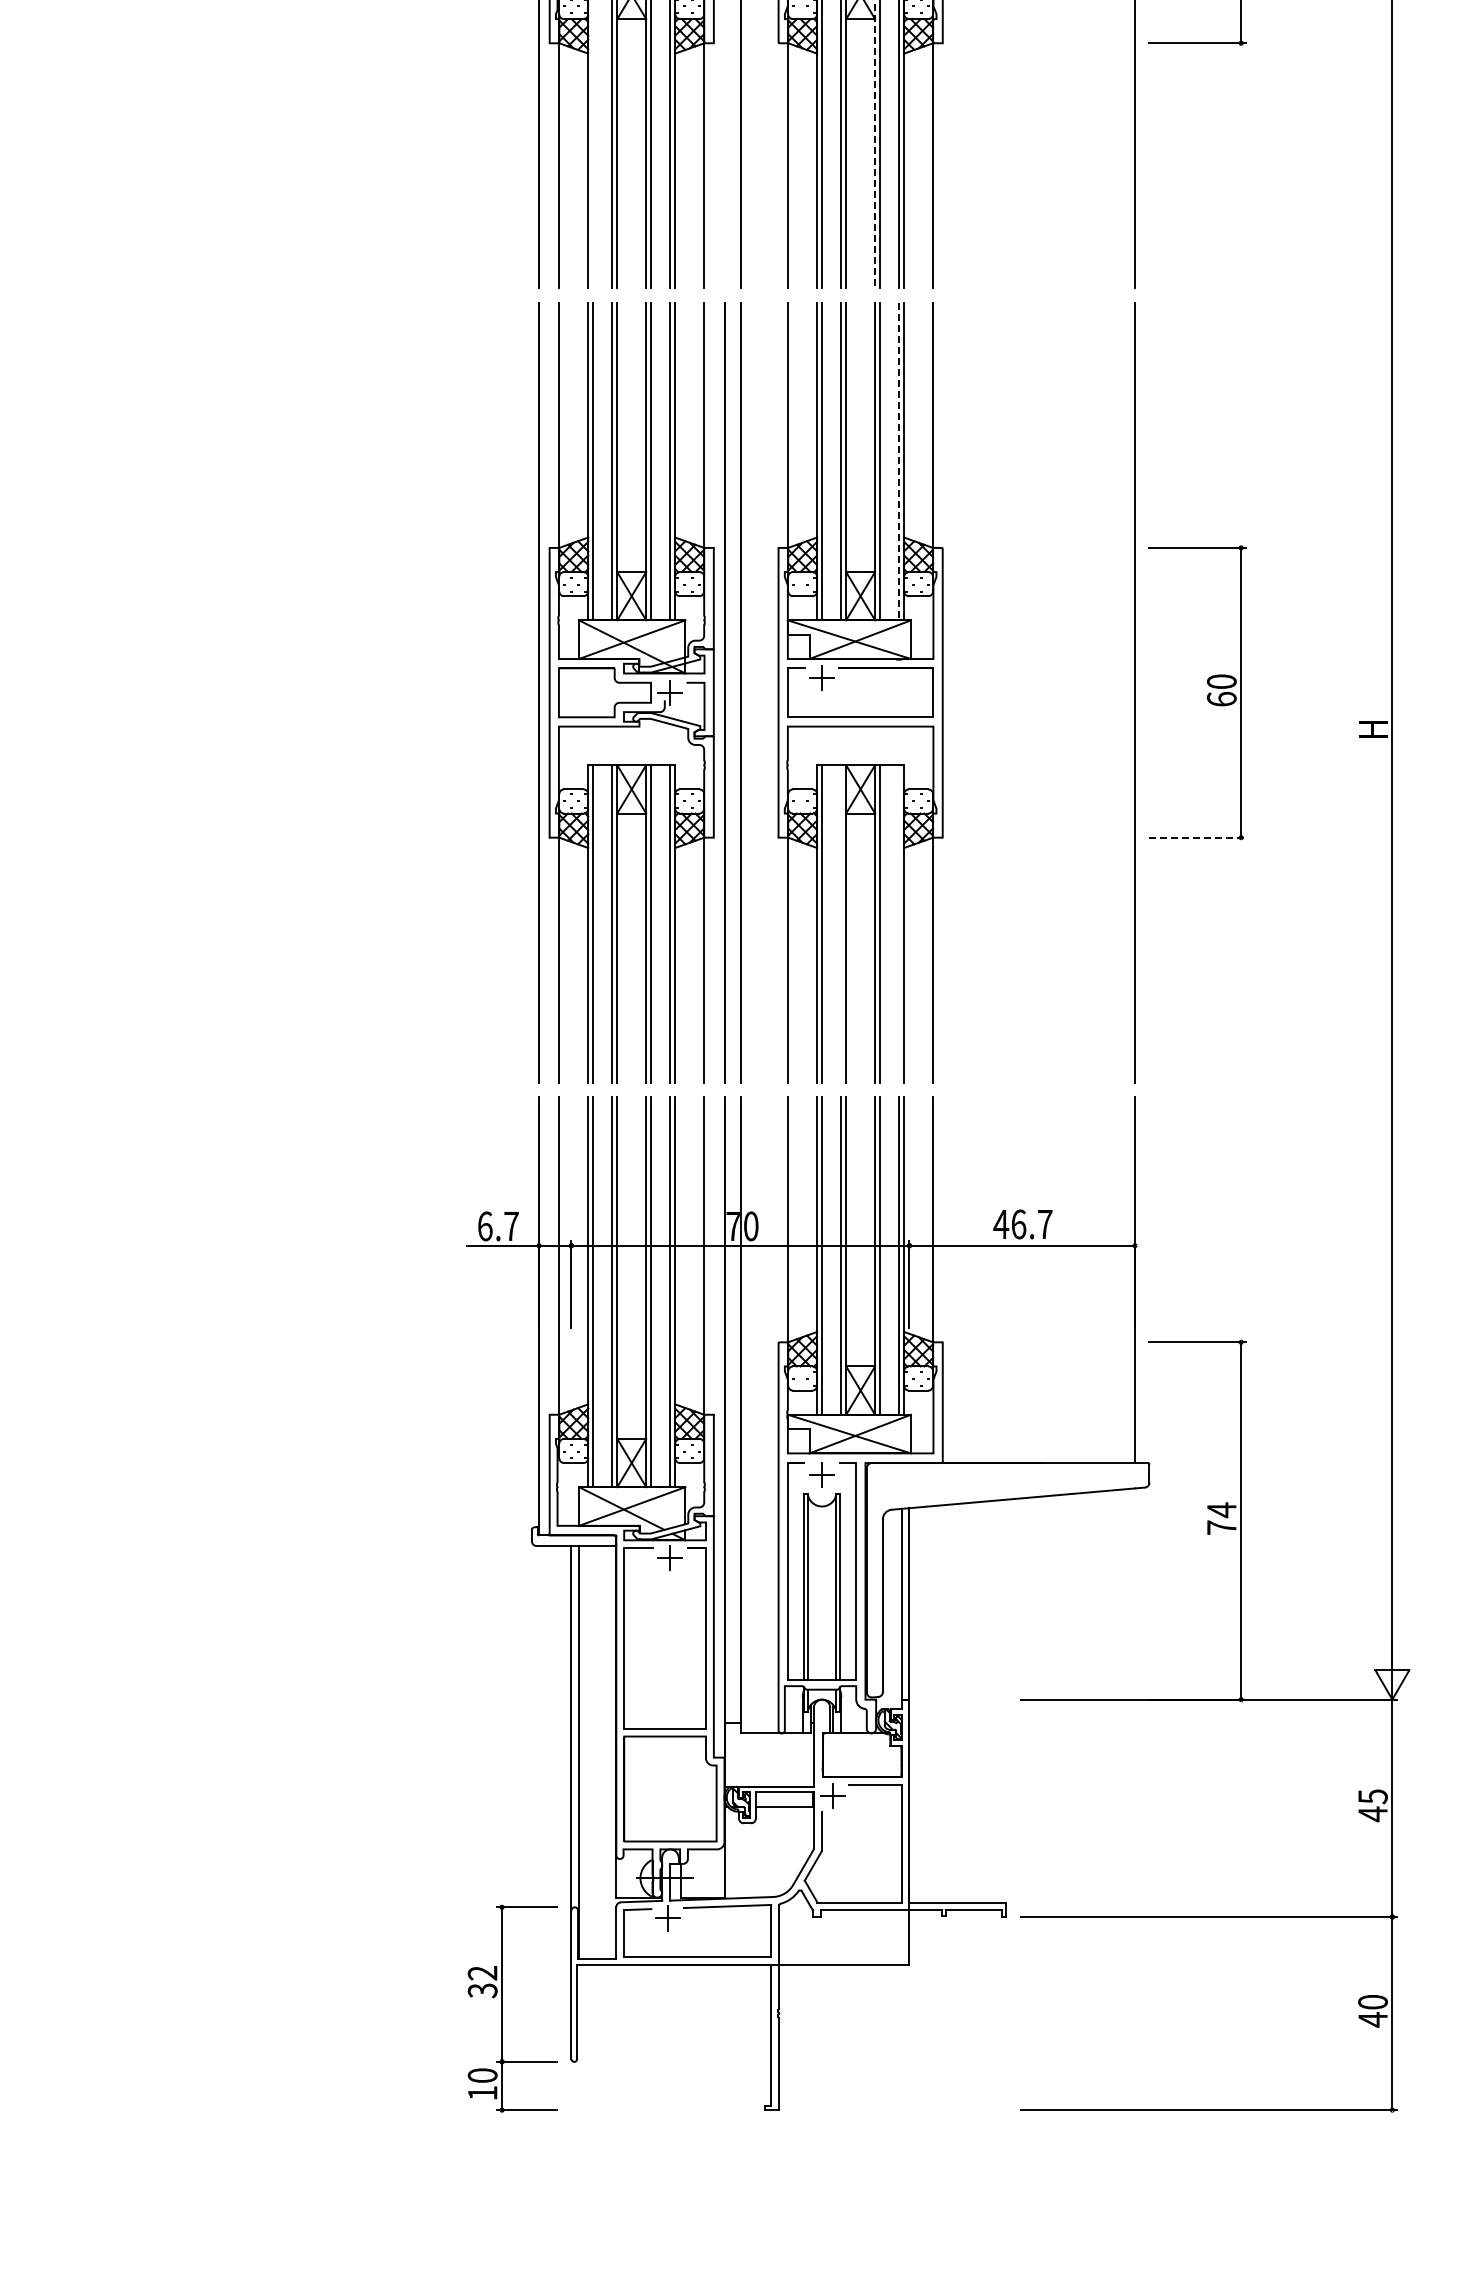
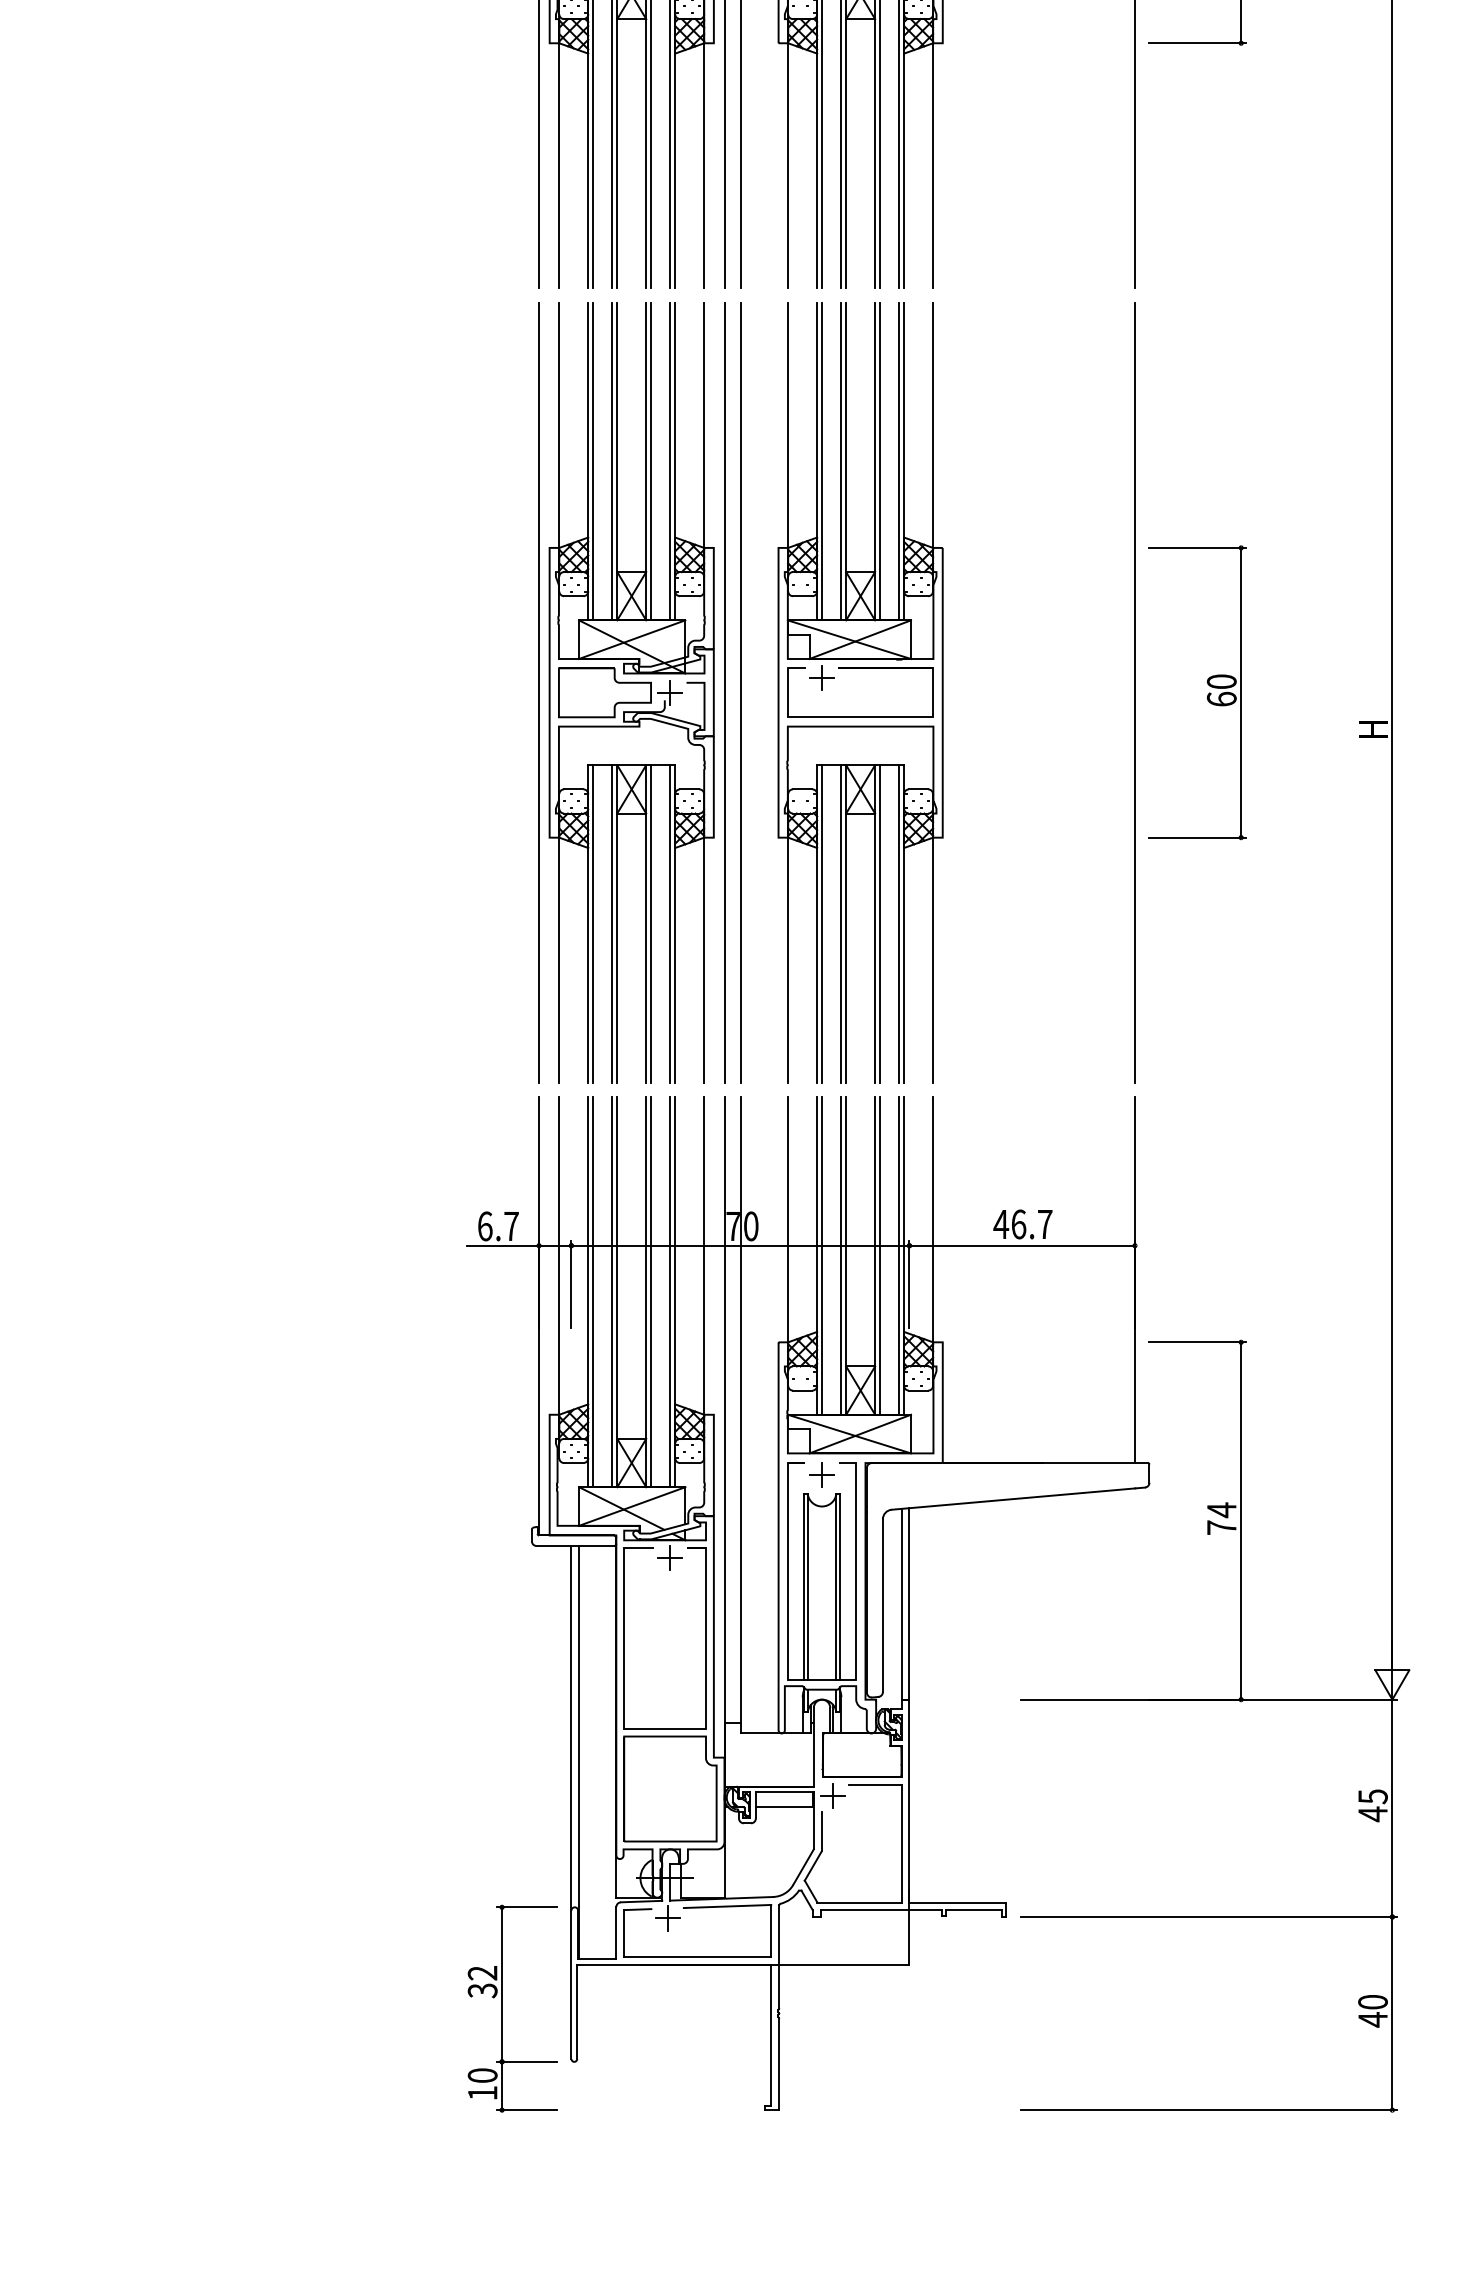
line: dashed -> solid (875, 144)
line: none -> present (593, 145)
line: none -> present (724, 145)
line: dashed -> solid (899, 461)
line: dashed -> solid (1198, 837)
line: none -> present (841, 923)
line: none -> present (899, 923)
